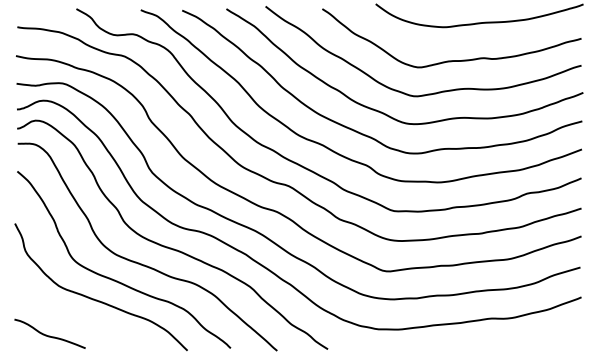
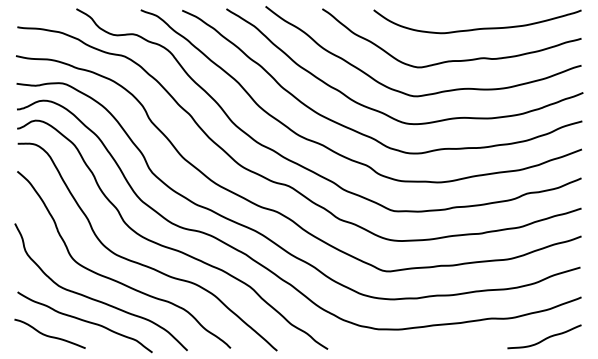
curve position: (479, 22) -> (477, 28) (477, 28)
curve: none -> present (84, 321)
curve: none -> present (544, 338)
